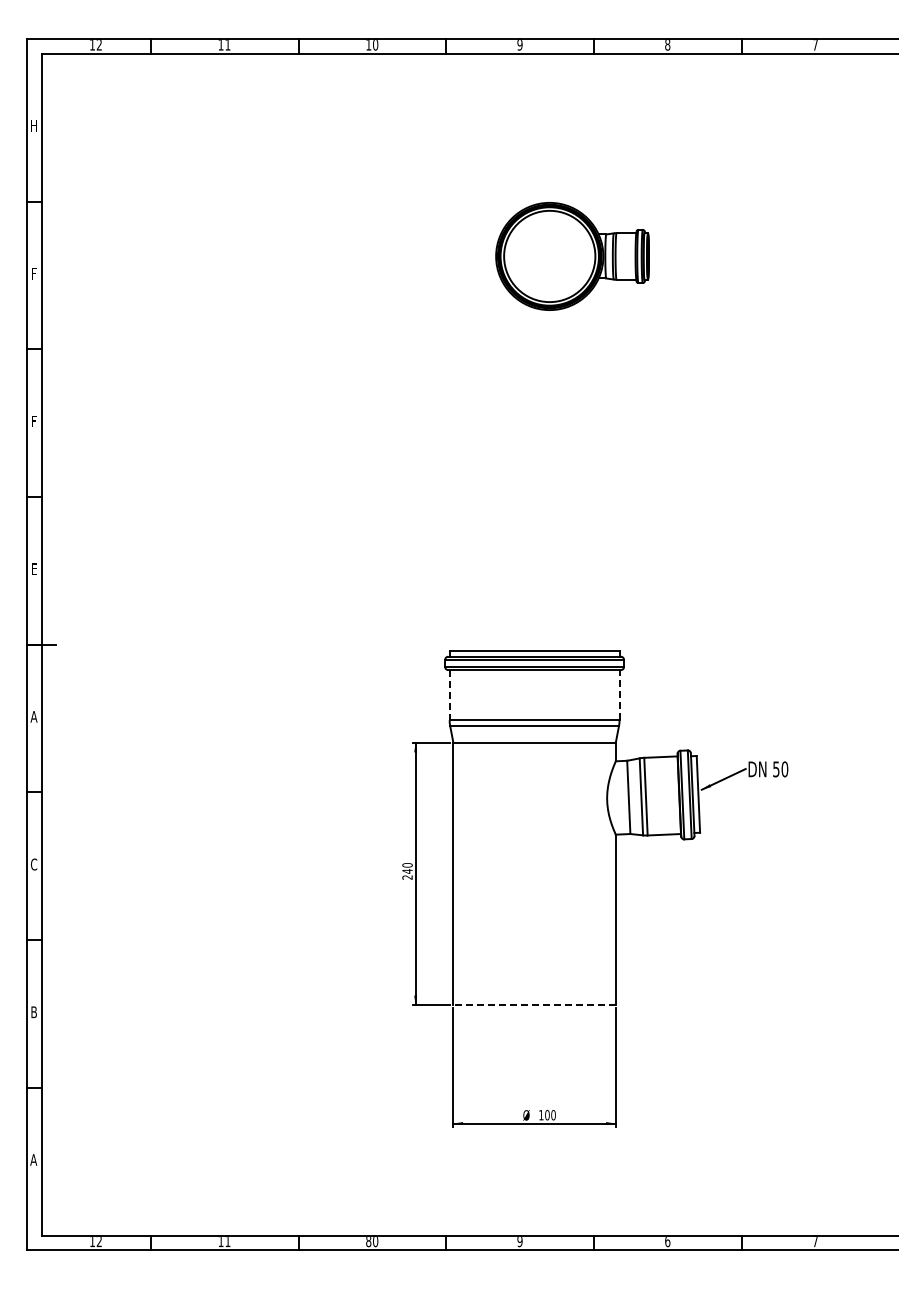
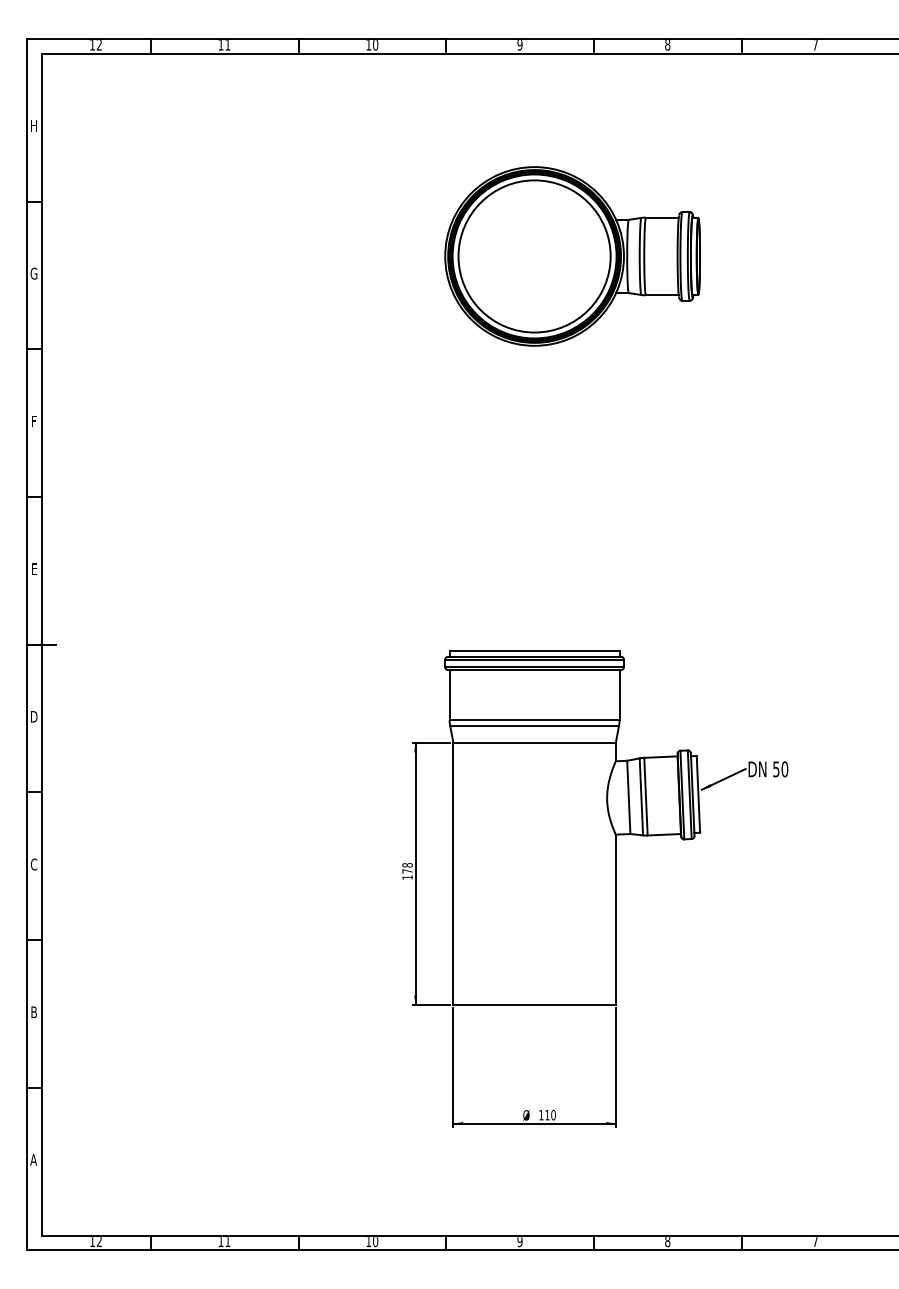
part size: 155x109 px -> 257x181 px (572, 256)
text: F -> G (33, 273)
line: dashed -> solid (619, 694)
line: dashed -> solid (449, 695)
text: A -> D (33, 716)
text: 240 -> 178 (407, 871)
line: dashed -> solid (534, 1005)
text: 100 -> 110 (547, 1115)
text: 6 -> 8 (667, 1241)
text: 80 -> 10 (368, 1242)
